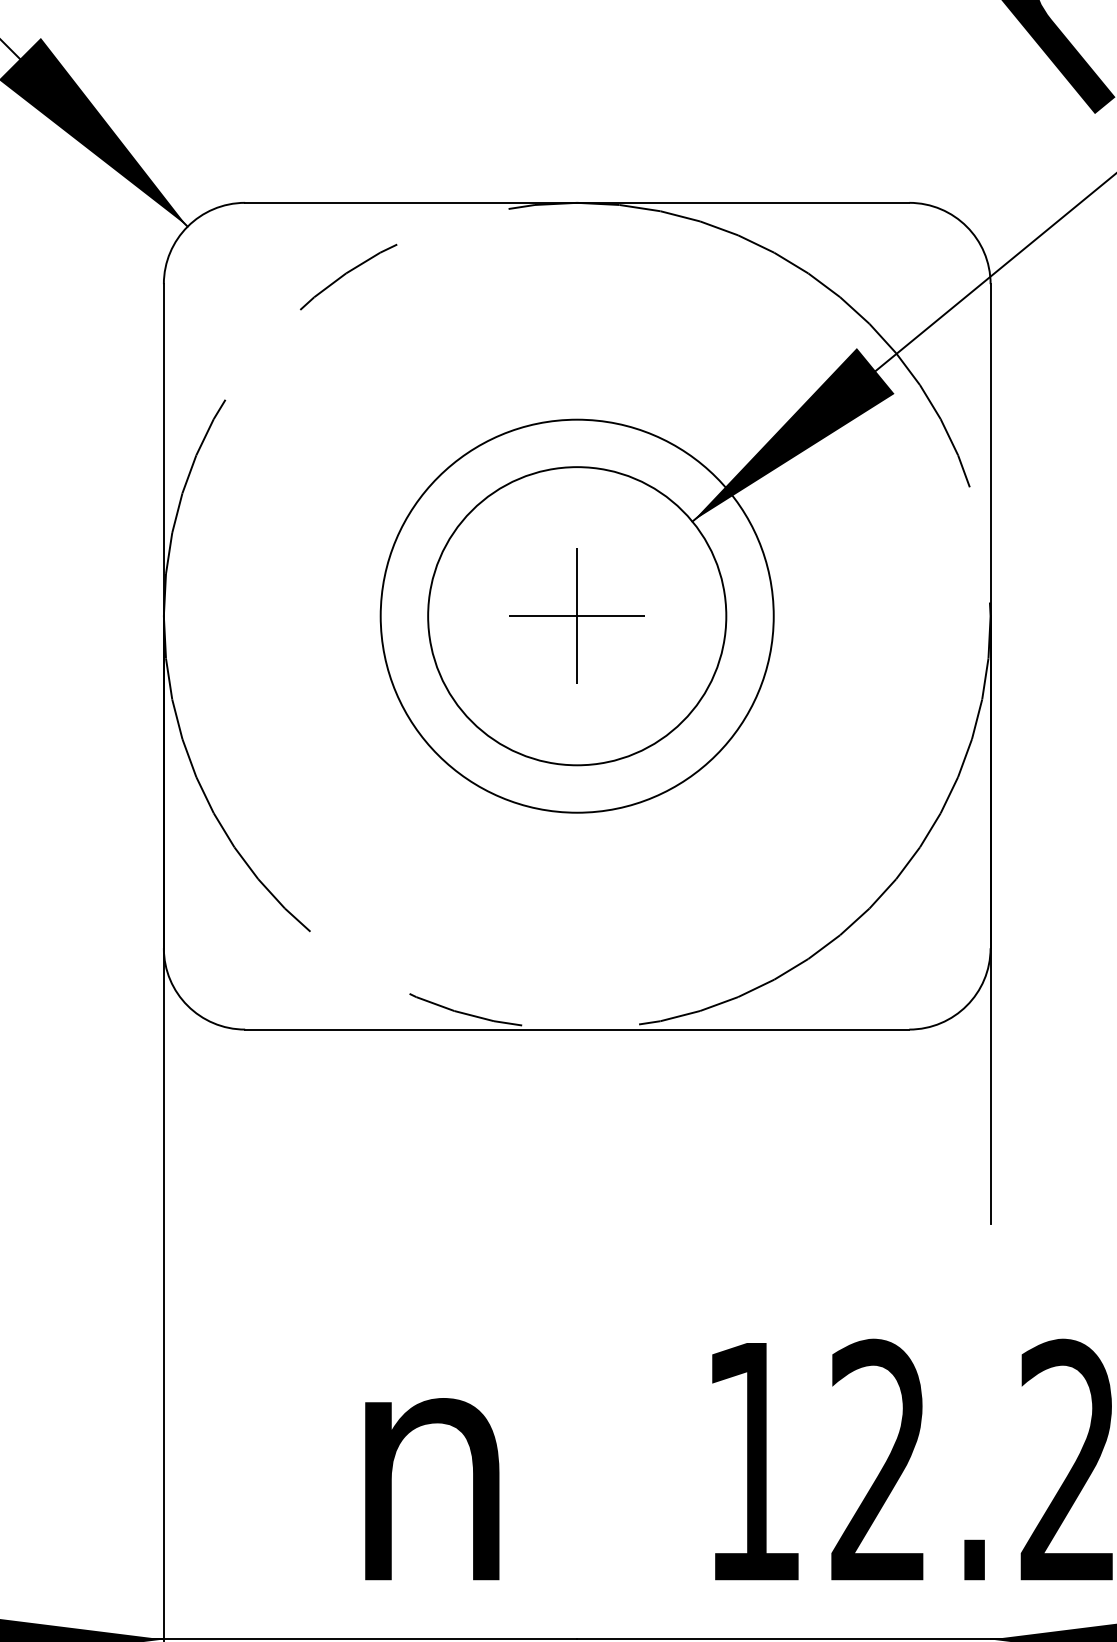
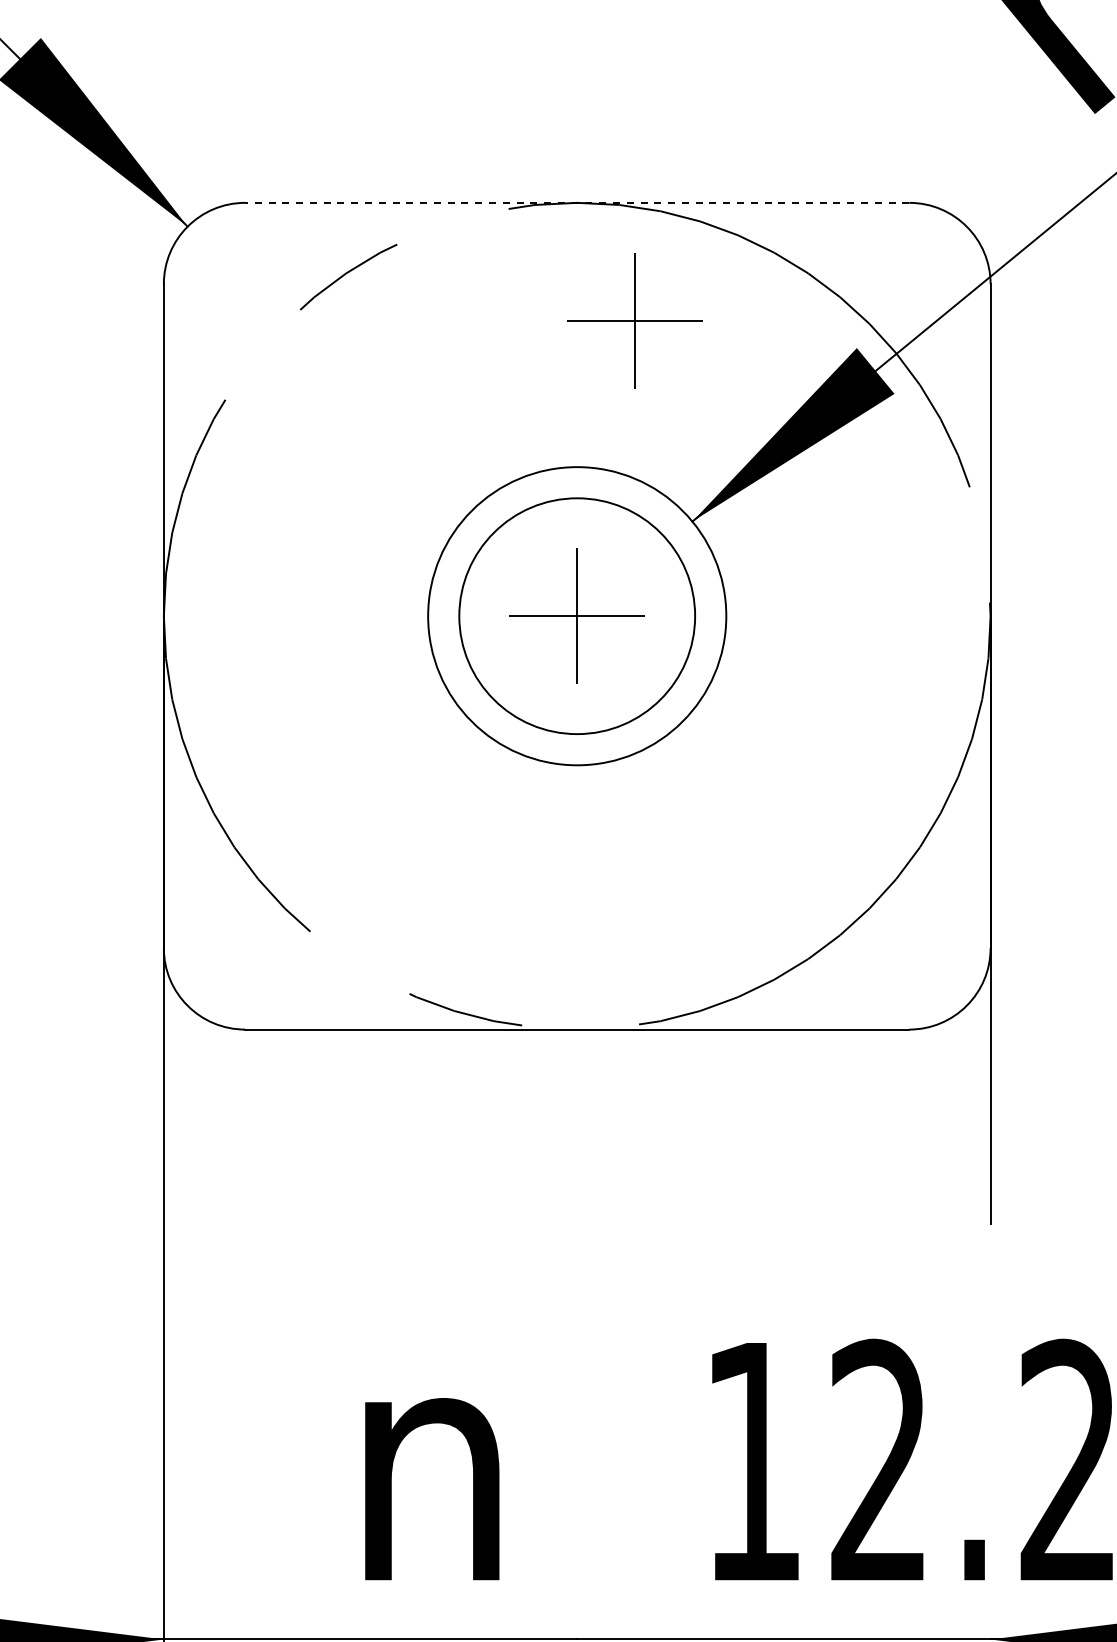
line: solid -> dashed (576, 202)
part: none -> present (634, 320)
circle diameter: 393 px -> 236 px (577, 616)
